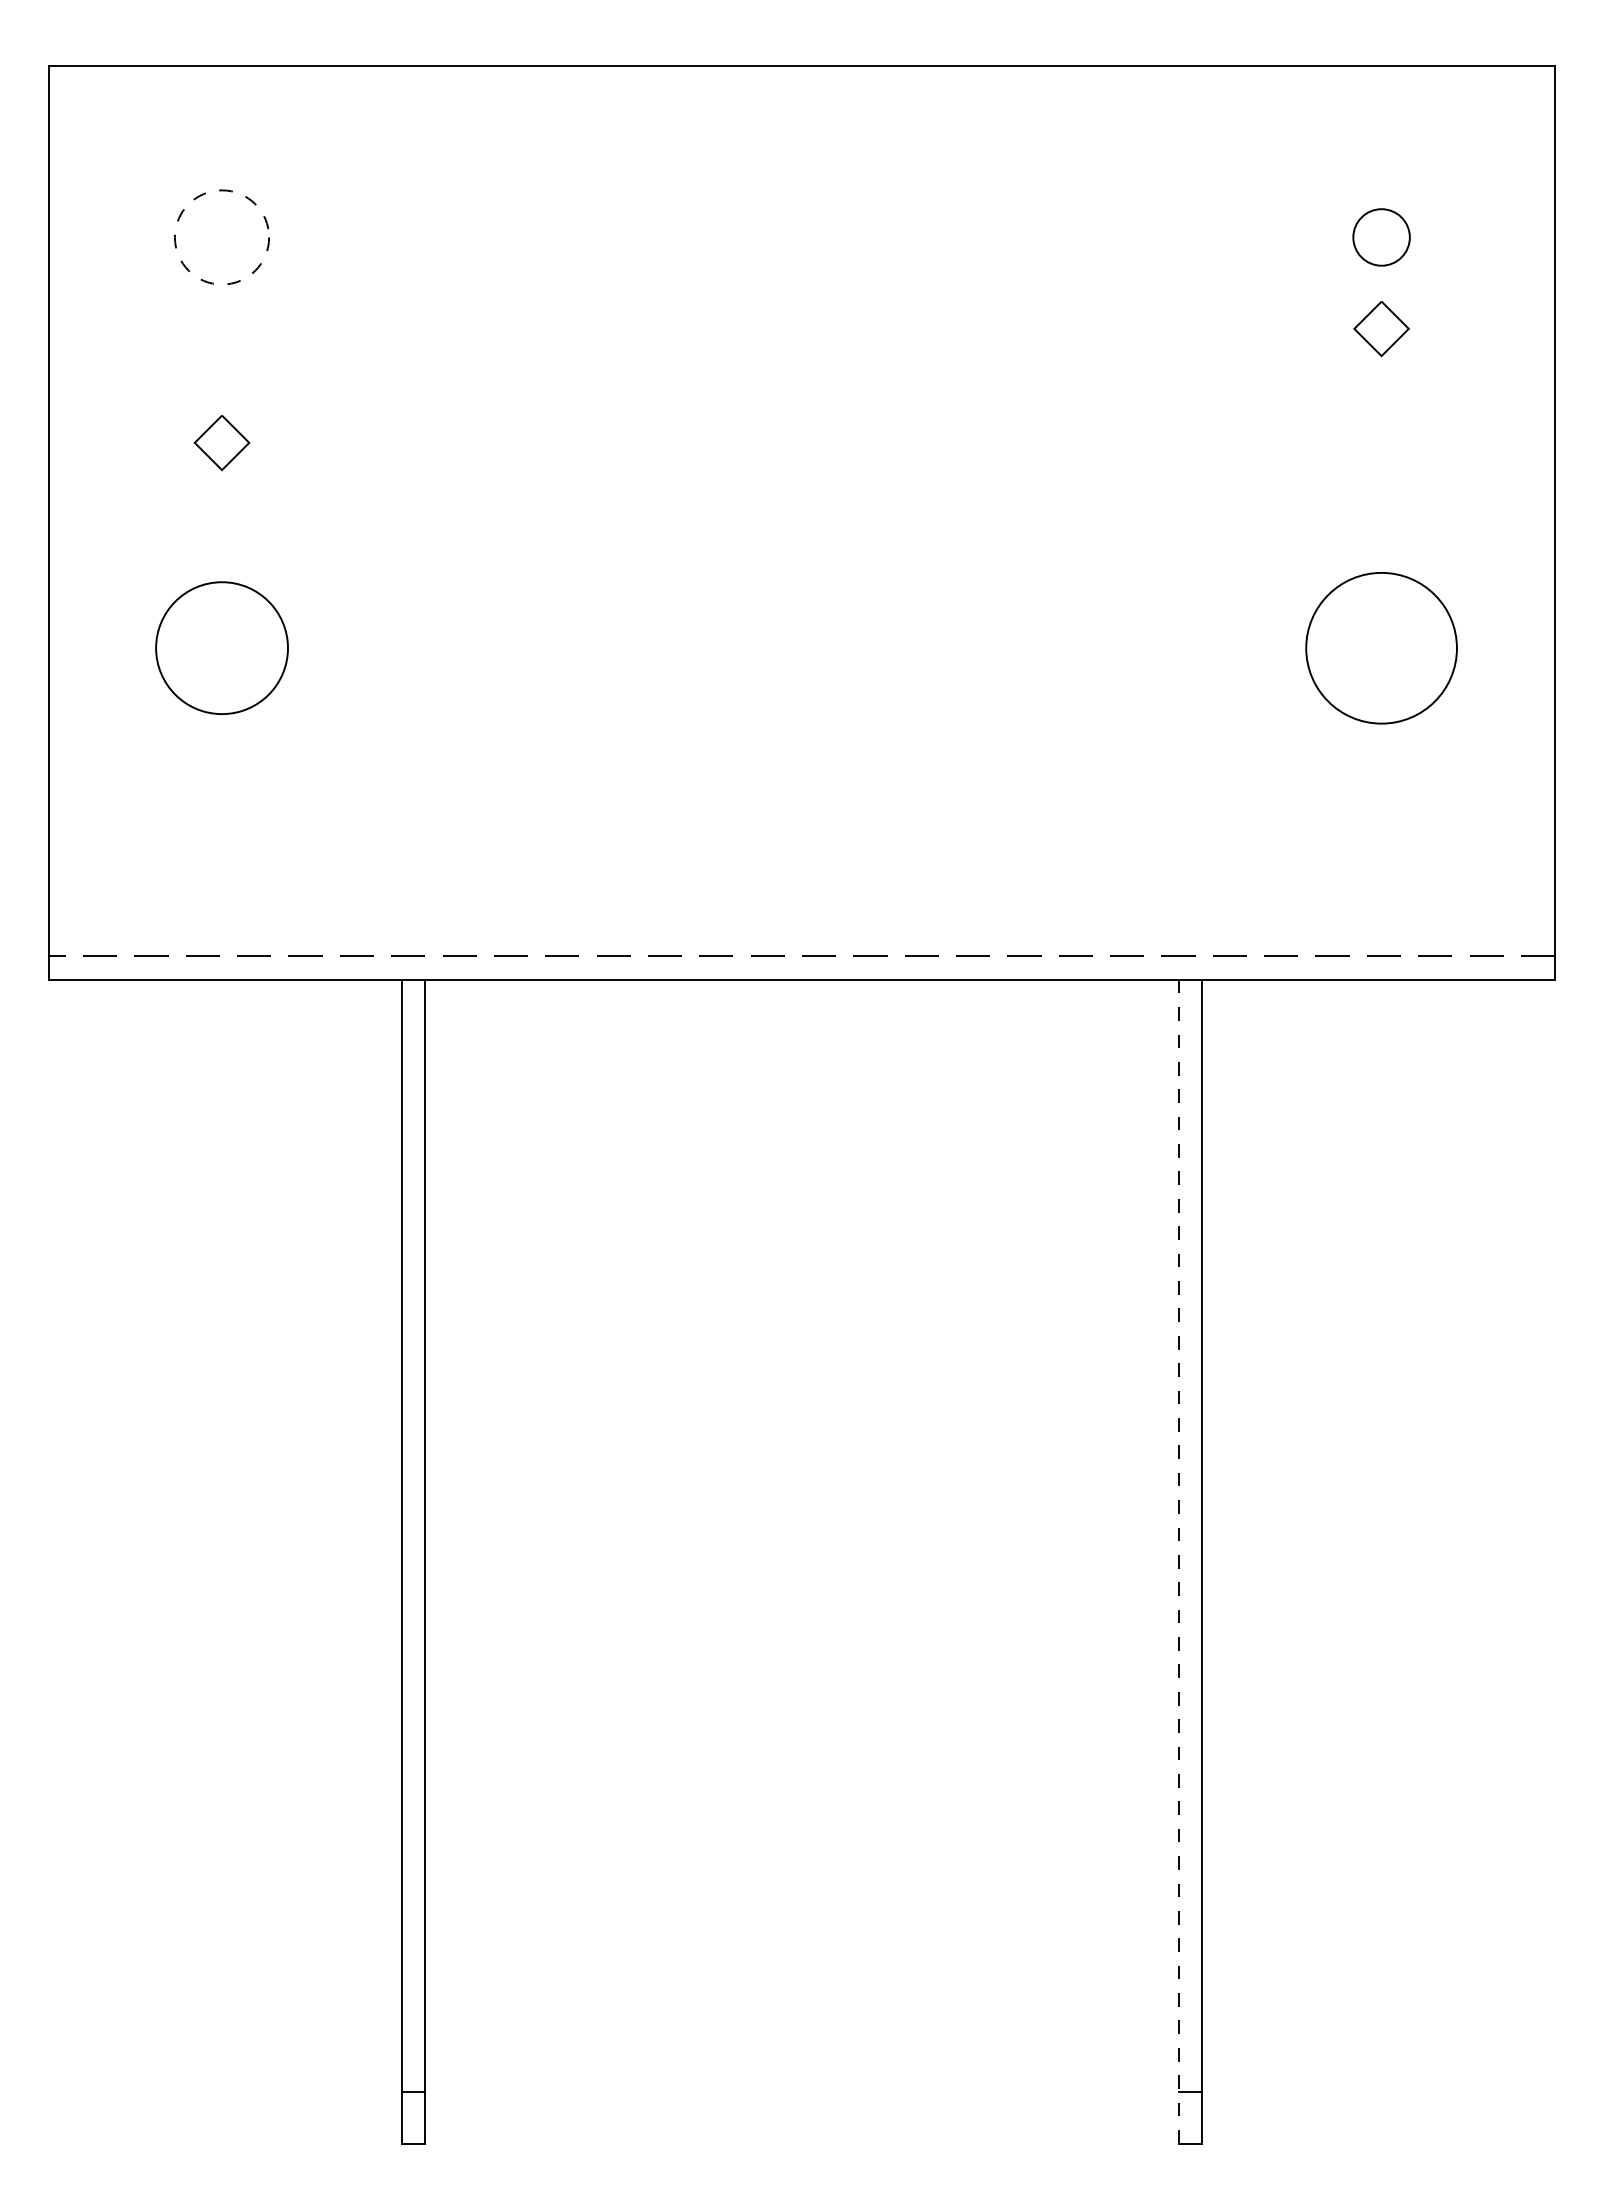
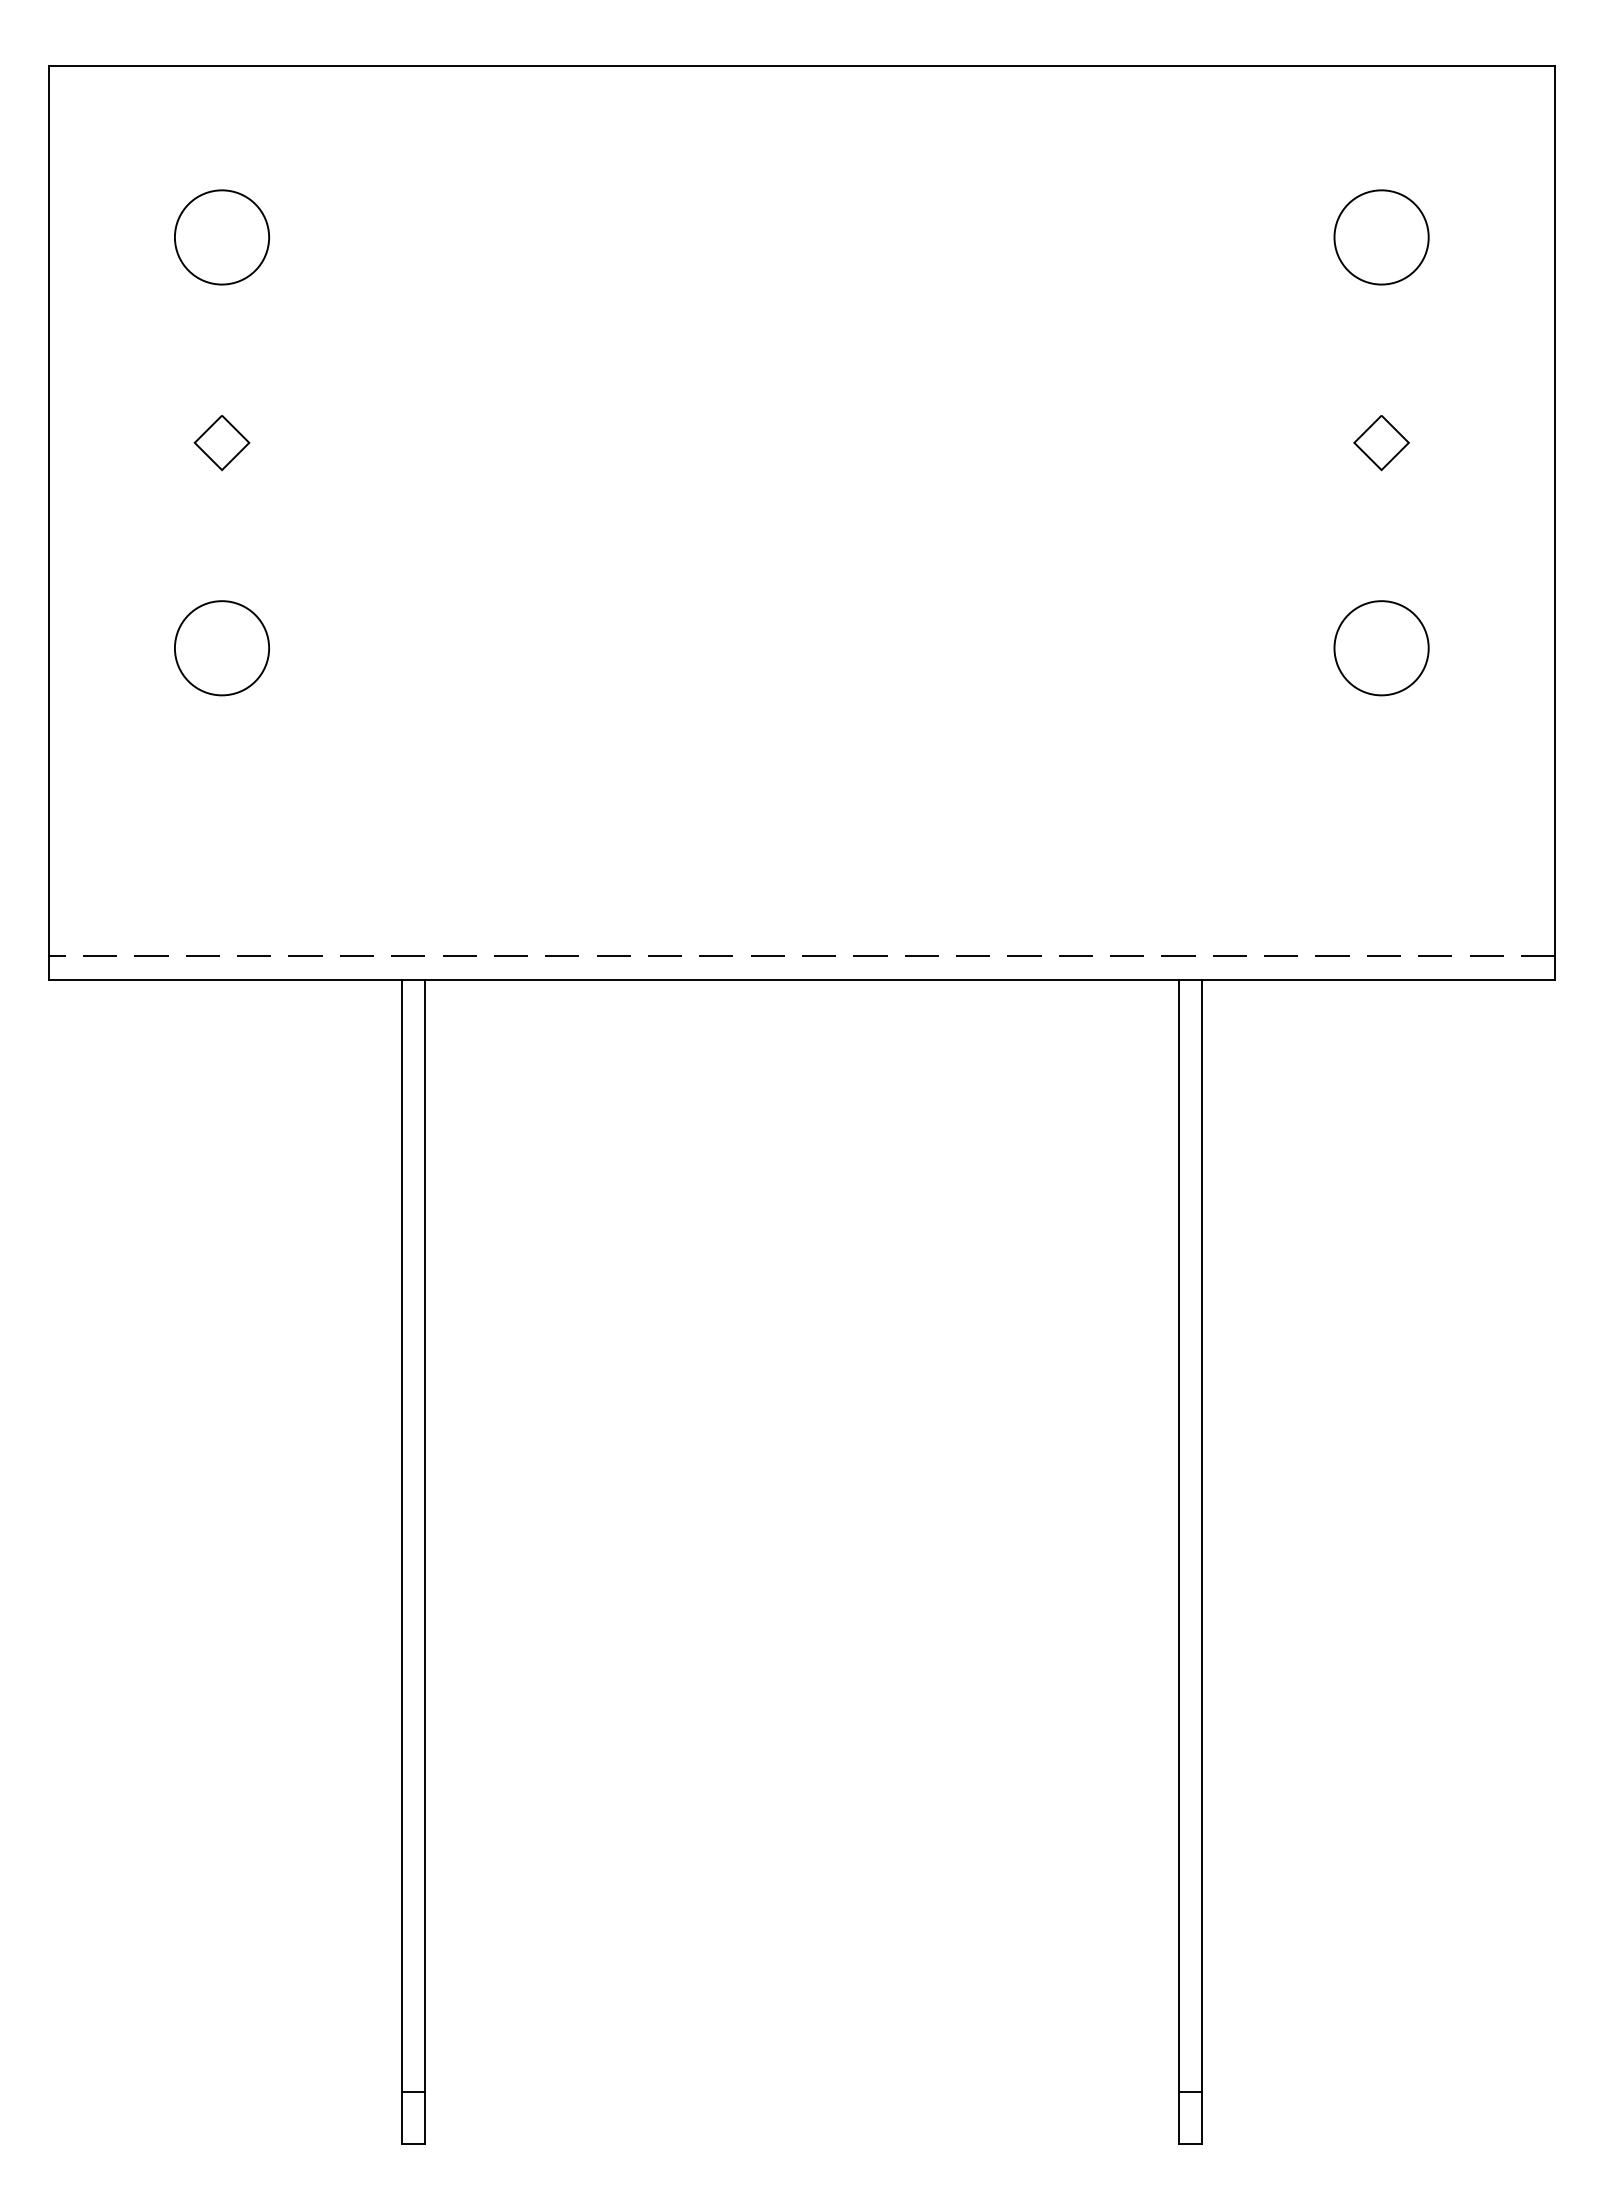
circle: dashed -> solid (221, 237)
circle diameter: 57 px -> 94 px (1381, 237)
part position: (1381, 329) -> (1381, 443) (1381, 443)
circle size: 134x134 px -> 96x97 px (221, 648)
circle diameter: 151 px -> 94 px (1381, 648)
line: dashed -> solid (1178, 1561)
